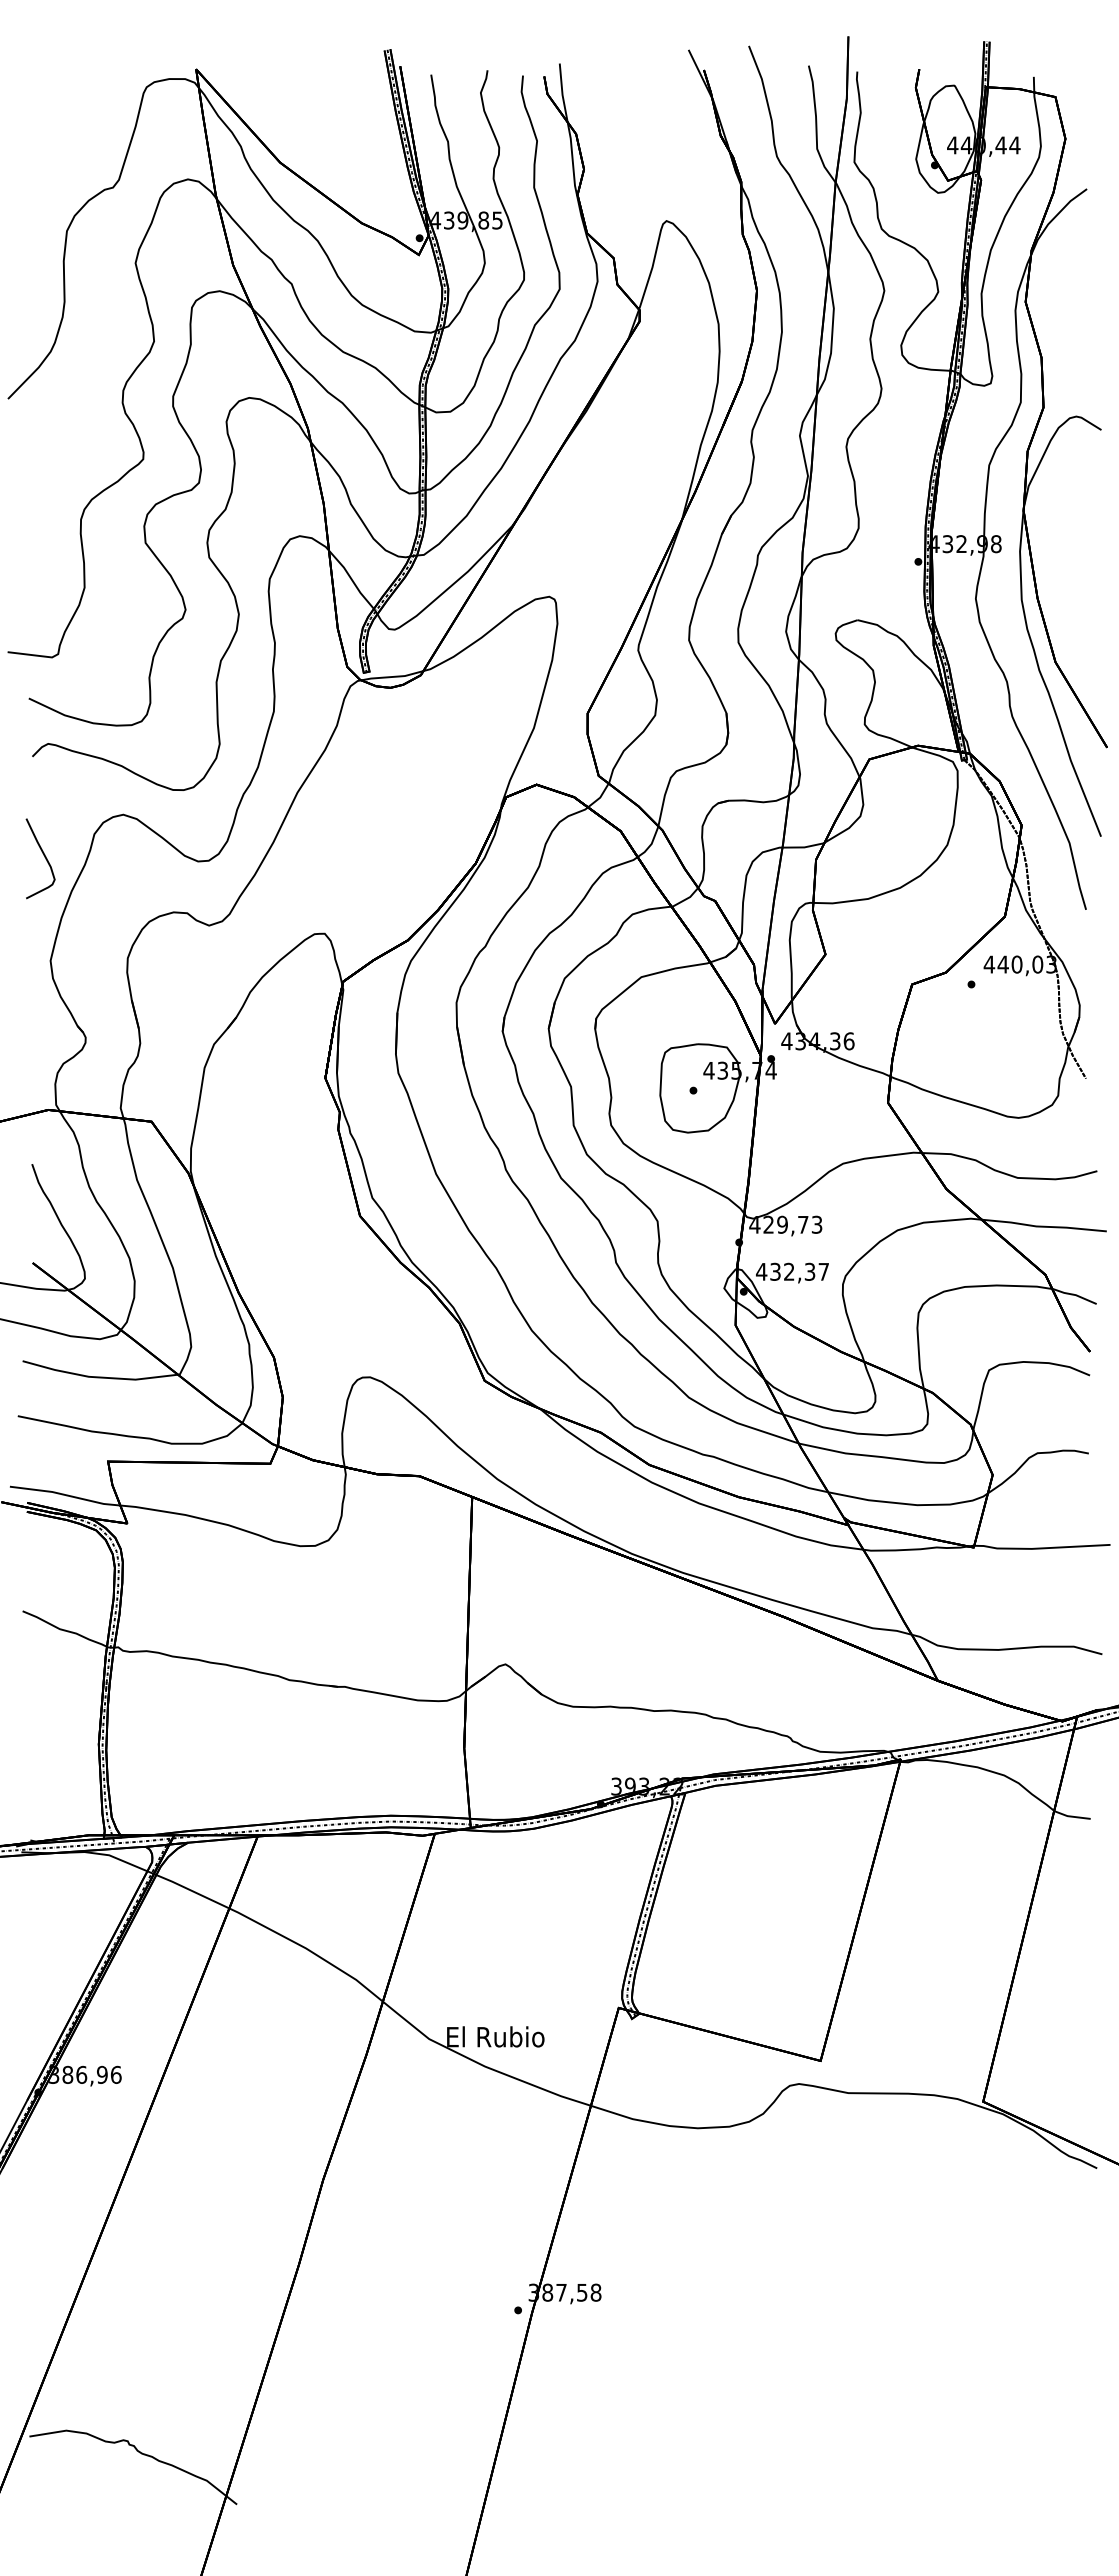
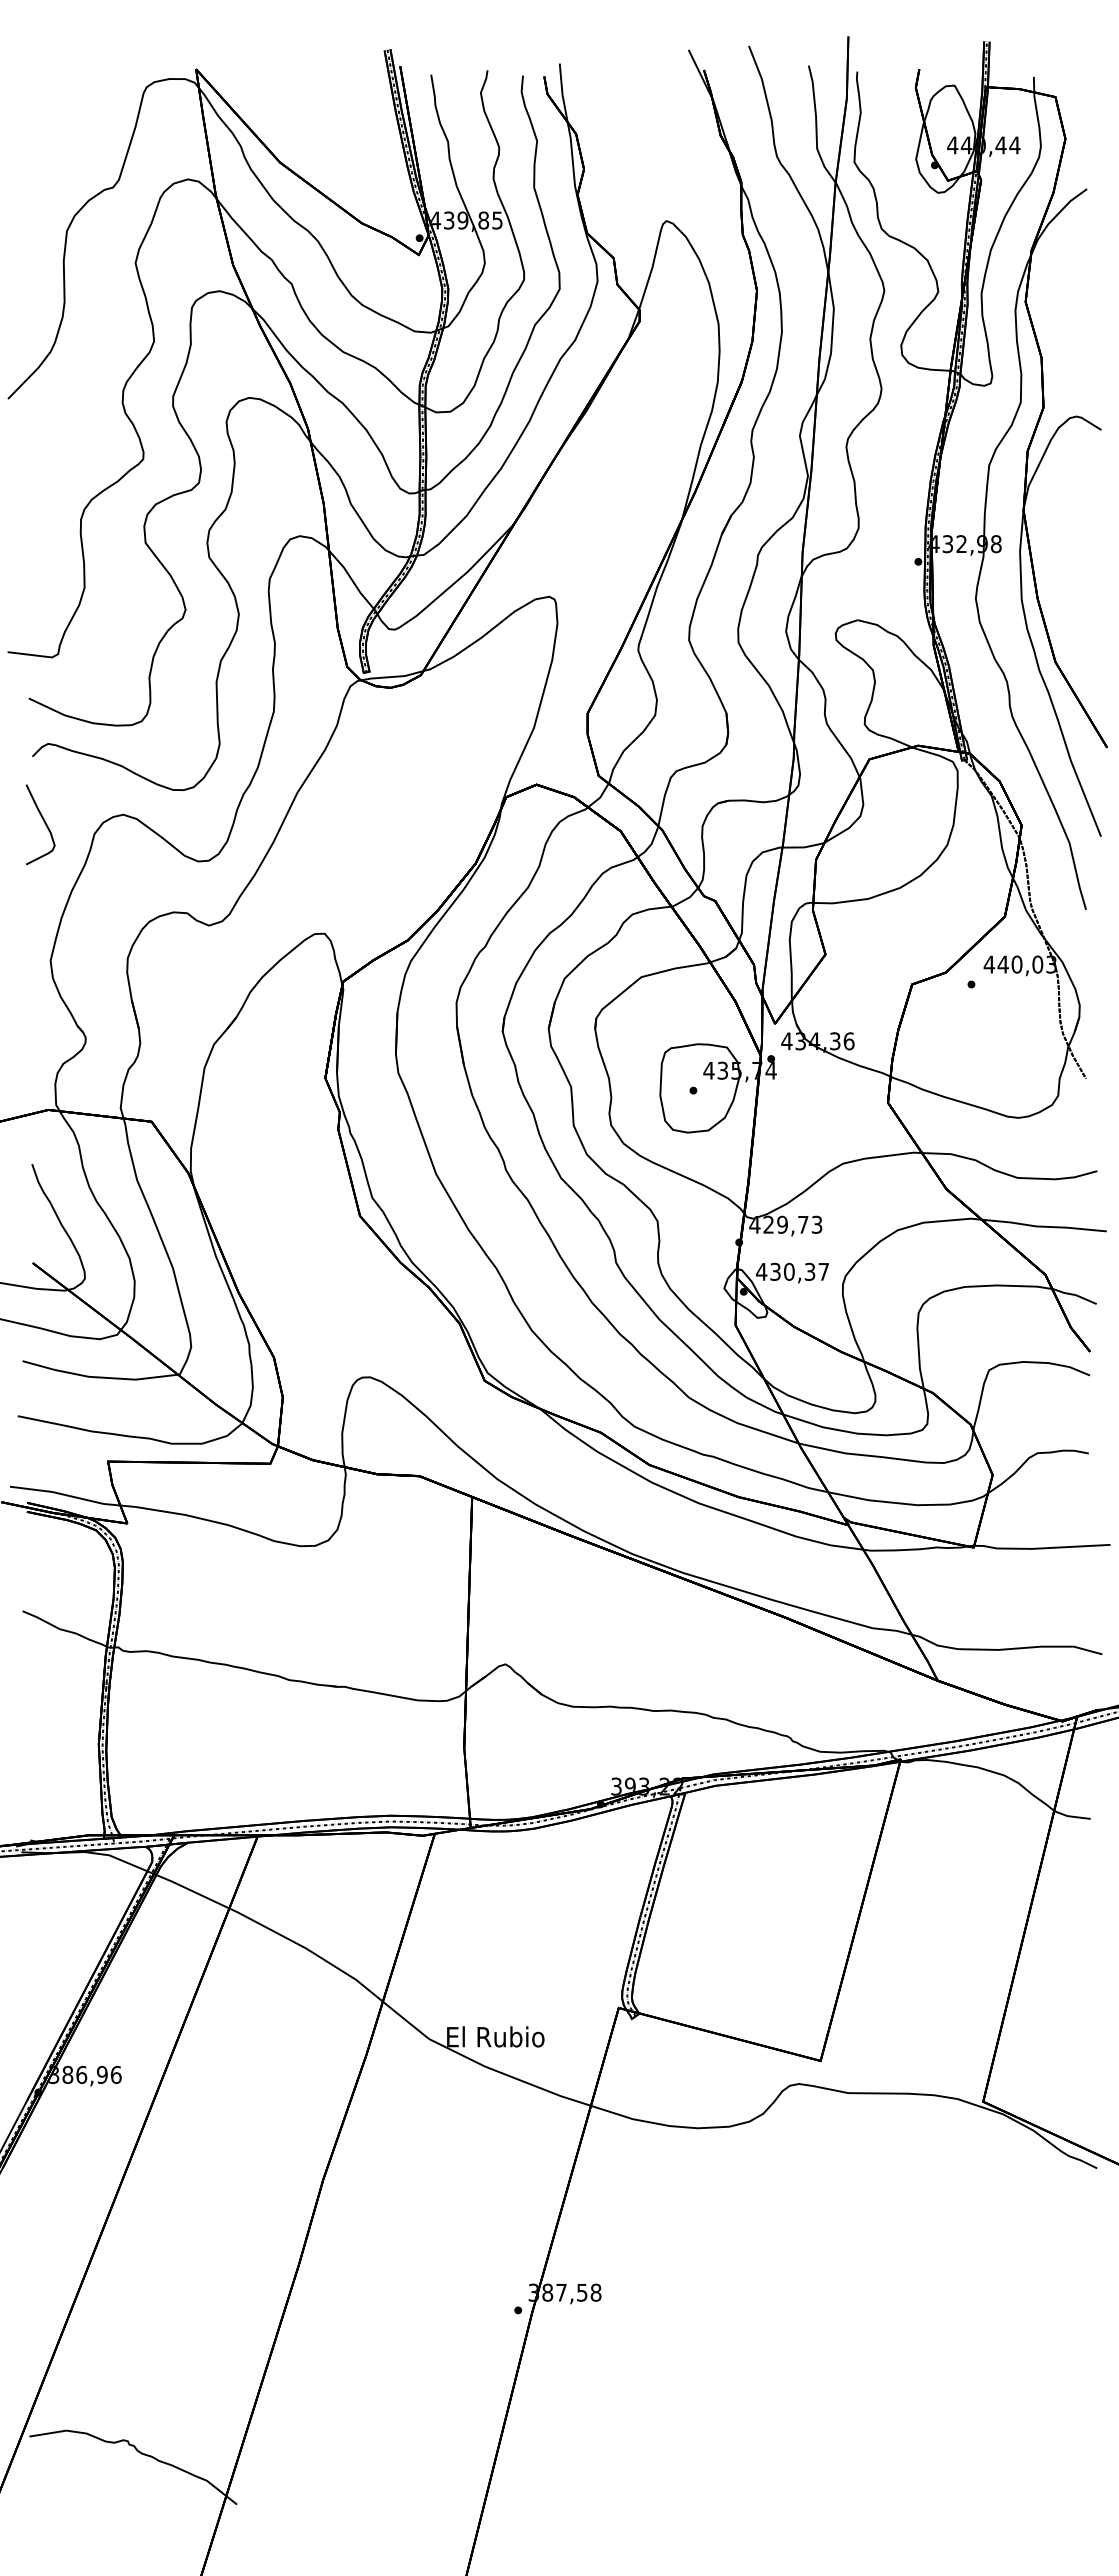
curve position: (44, 857) -> (44, 823) (44, 823)
text: 432,37 -> 430,37 (789, 1271)
